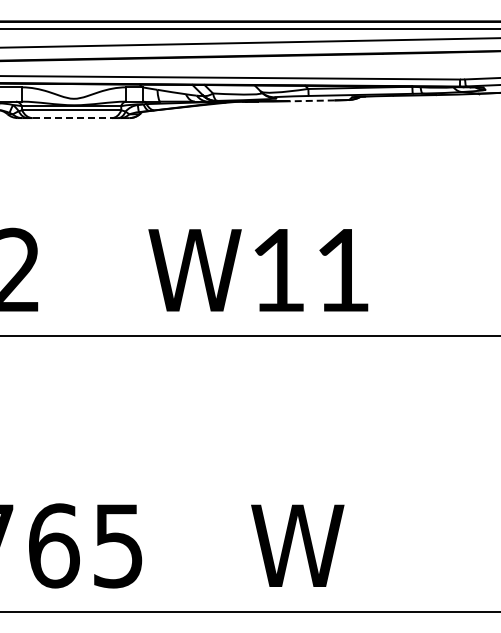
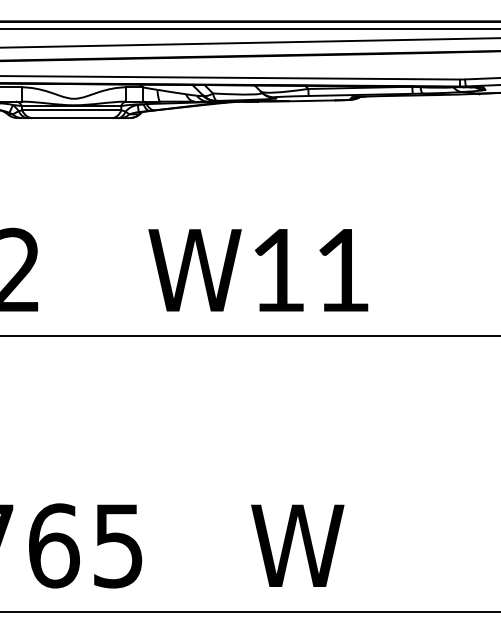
line: dashed -> solid (311, 100)
line: dashed -> solid (72, 118)
